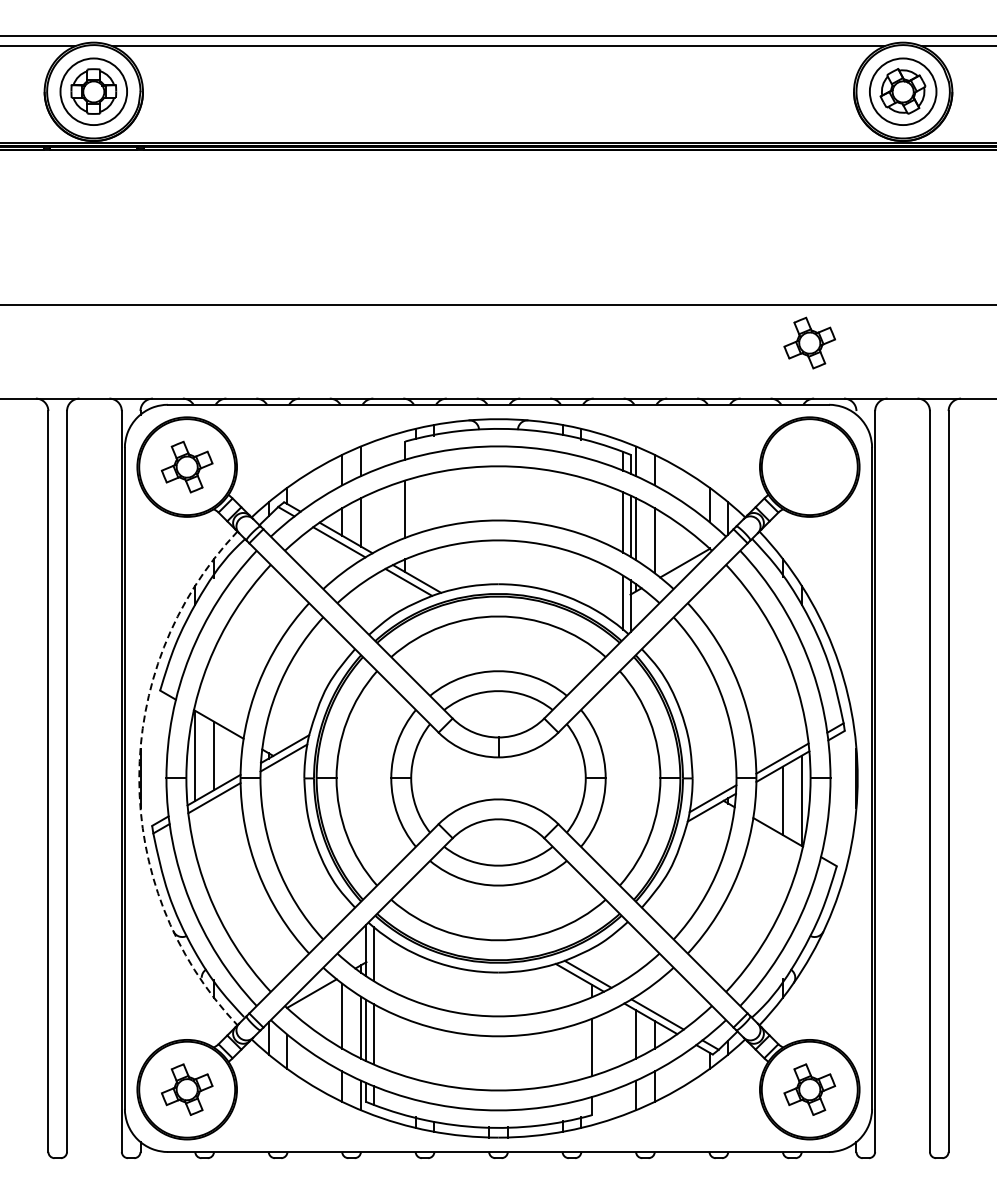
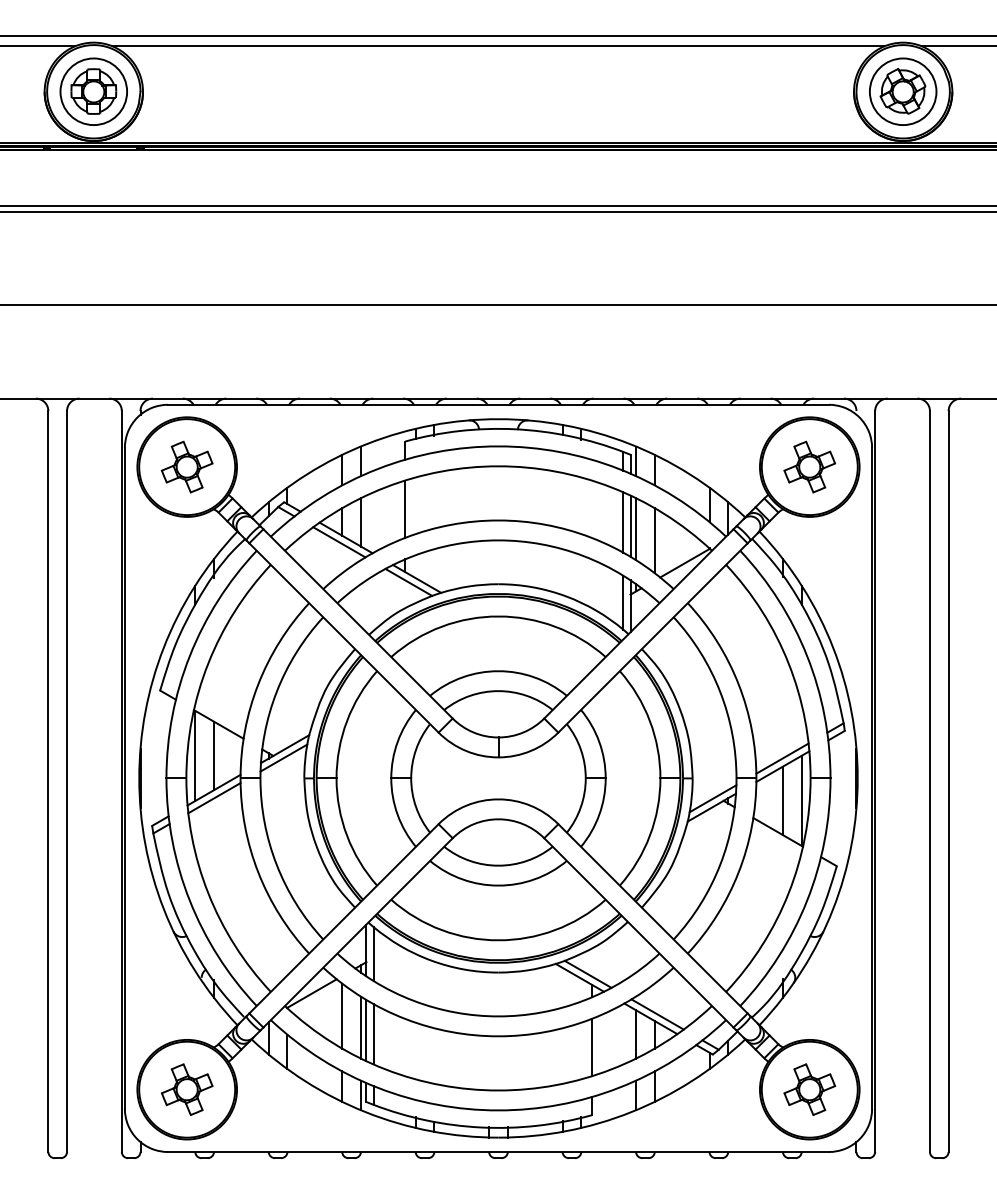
line: none -> present (497, 205)
line: none -> present (497, 211)
part position: (809, 342) -> (809, 466) (809, 466)
arc: dashed -> solid (139, 778)
